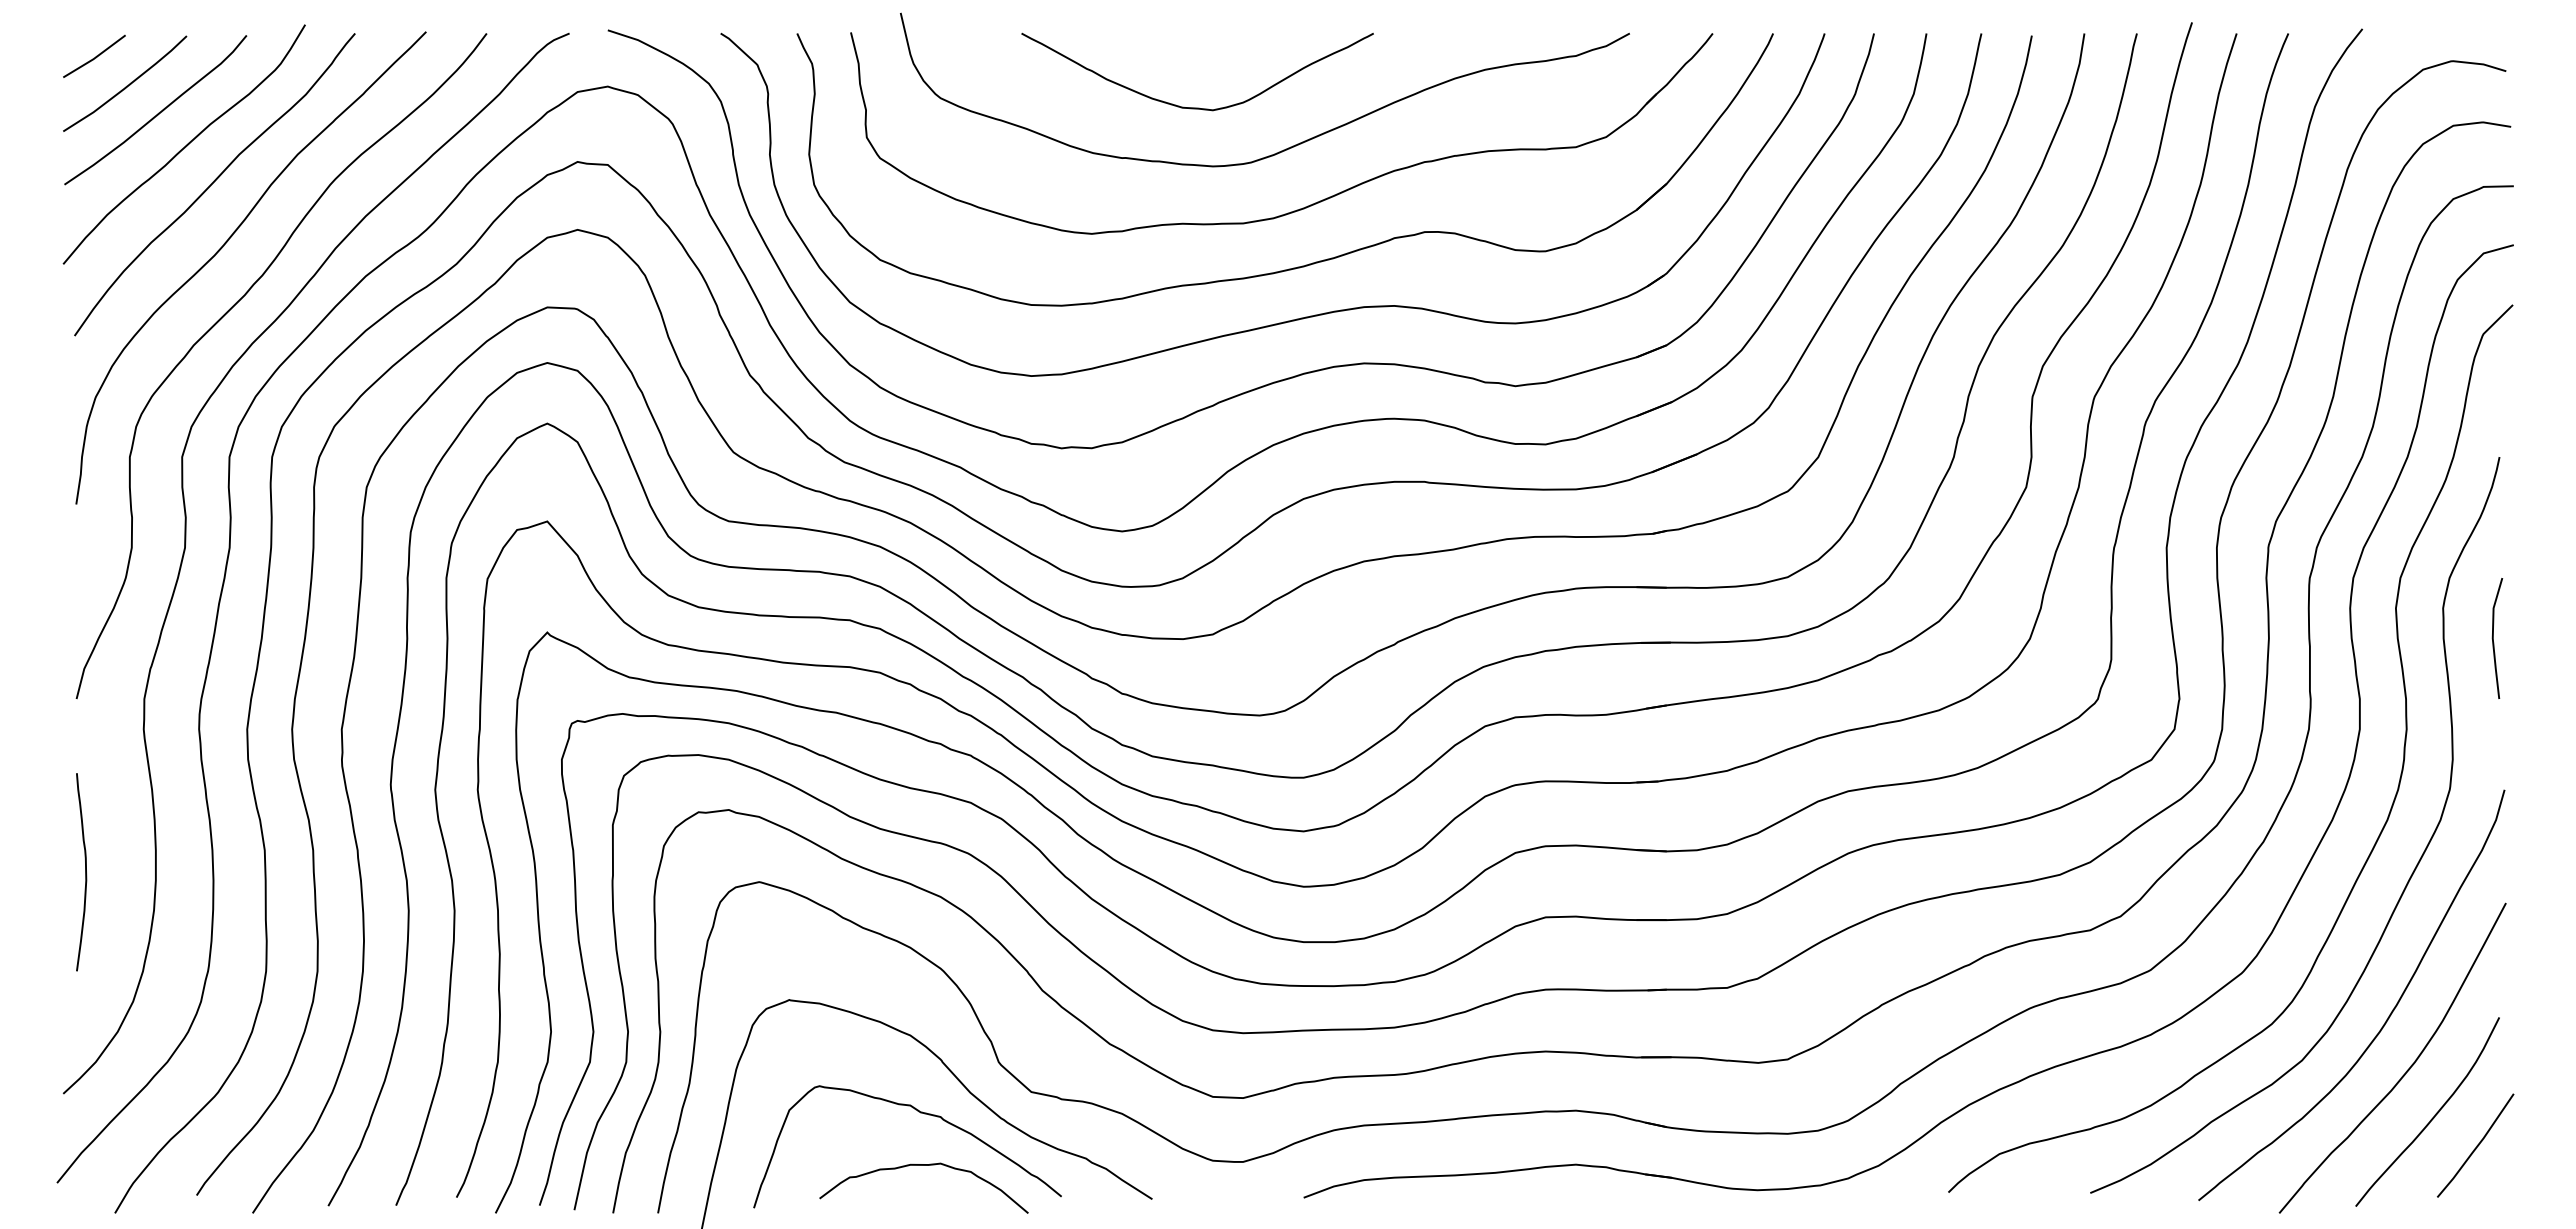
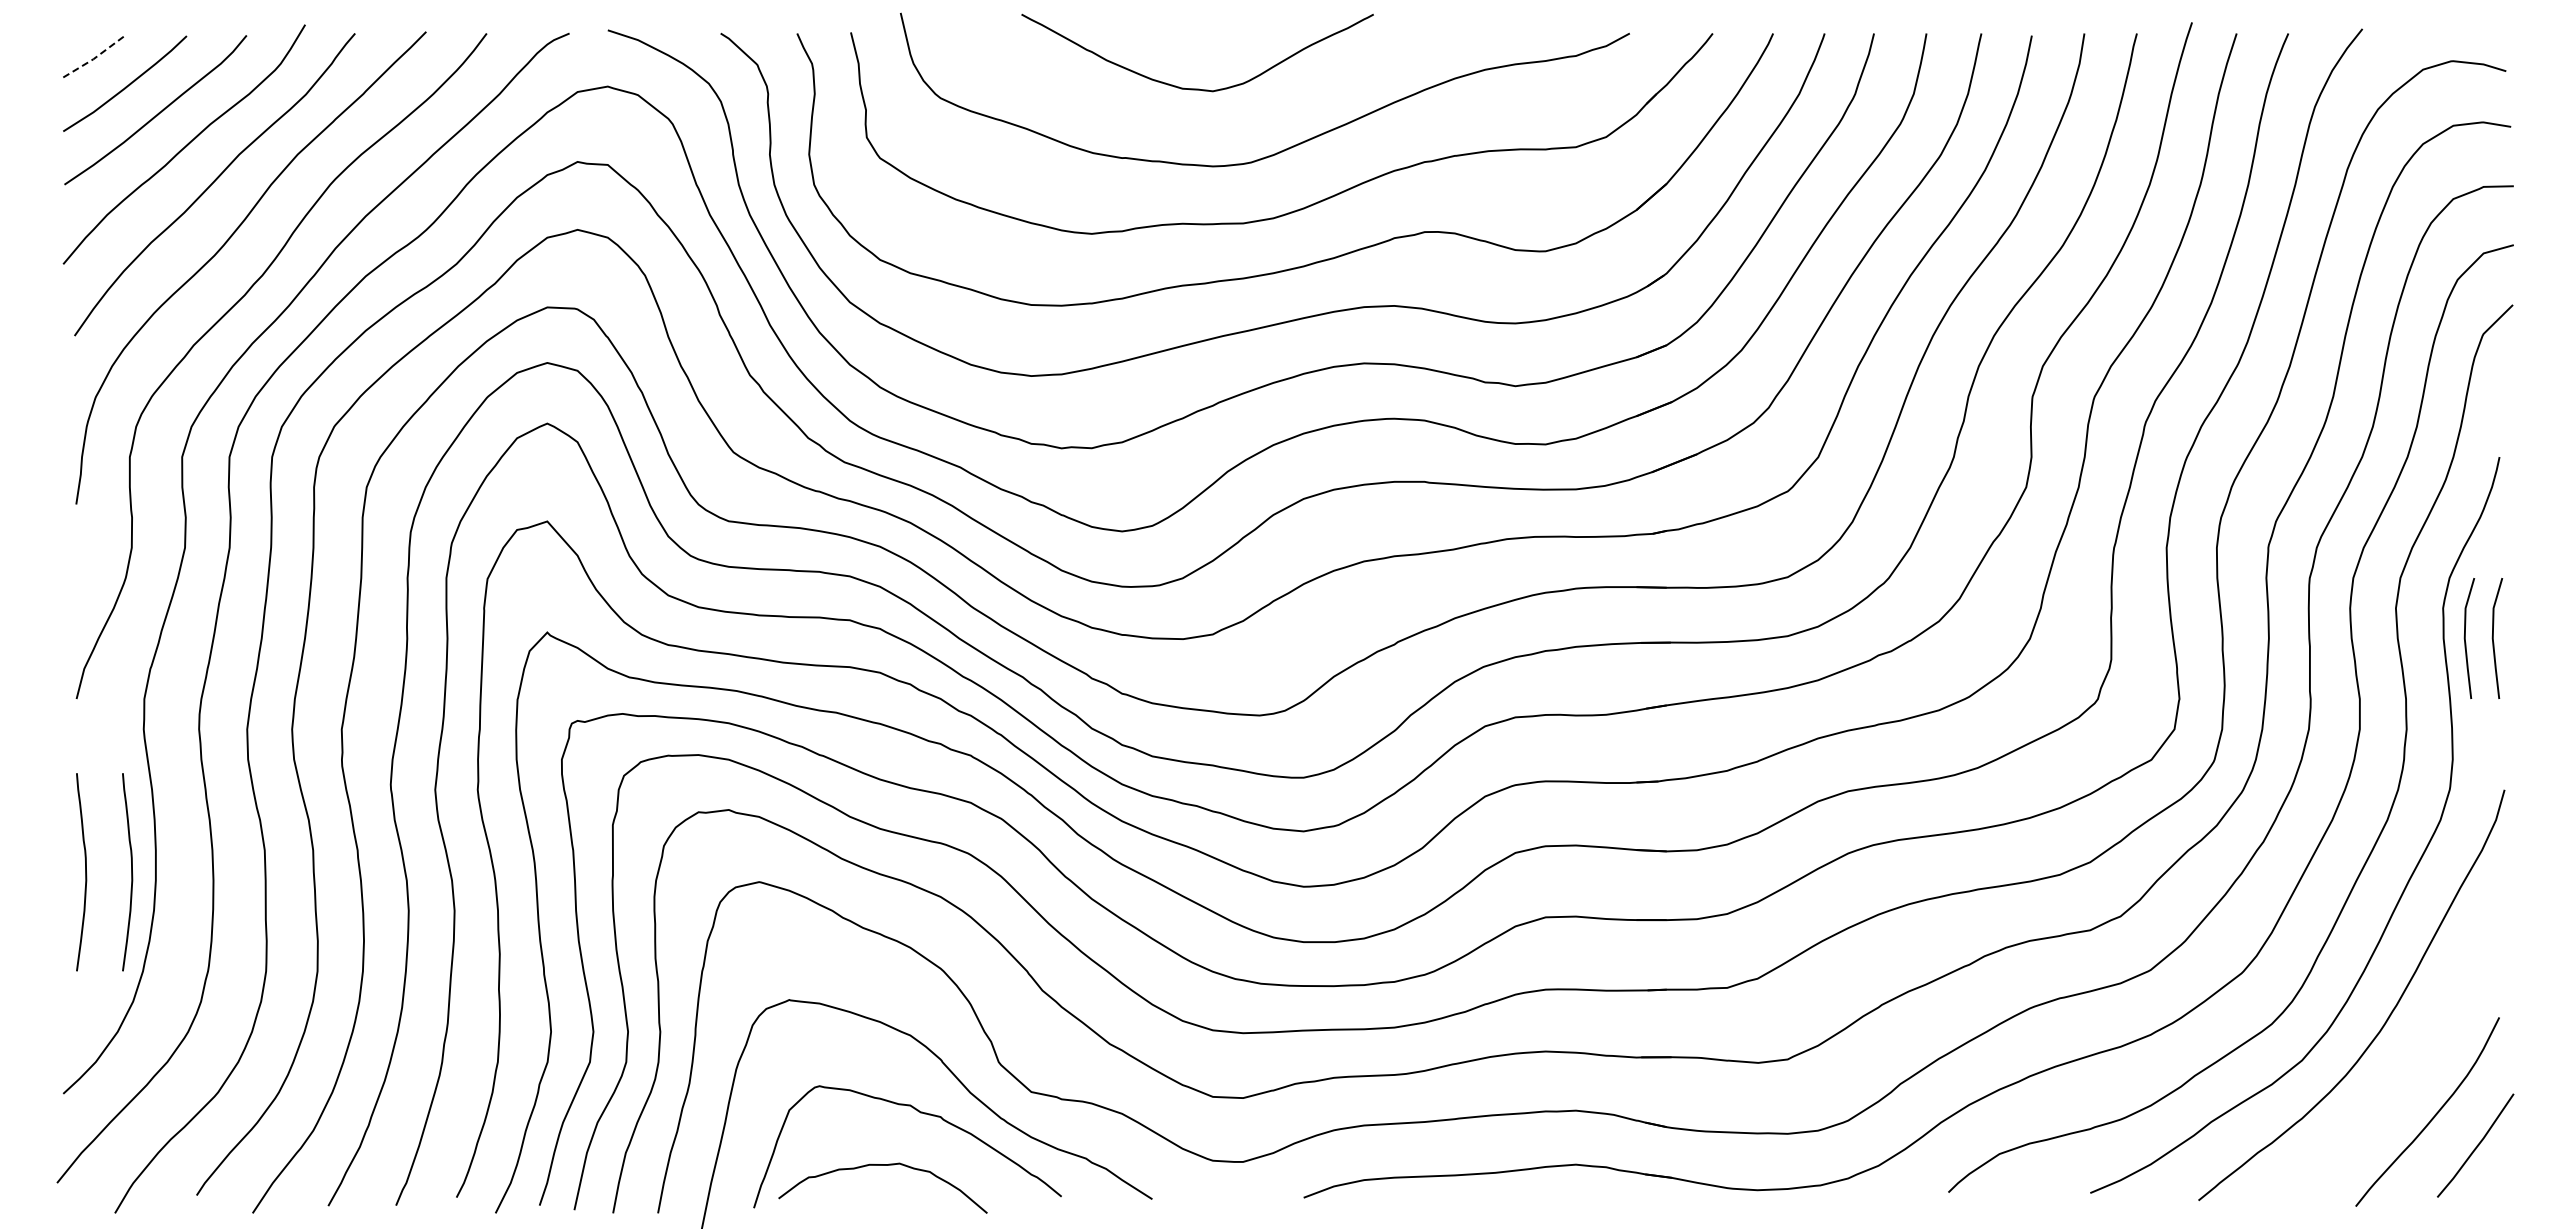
line: solid -> dashed (95, 58)
curve position: (1197, 107) -> (1197, 88) (1197, 88)
line: none -> present (2465, 638)
curve: none -> present (131, 872)
curve: present -> none (2406, 1070)
curve position: (923, 1165) -> (882, 1165) (882, 1165)
